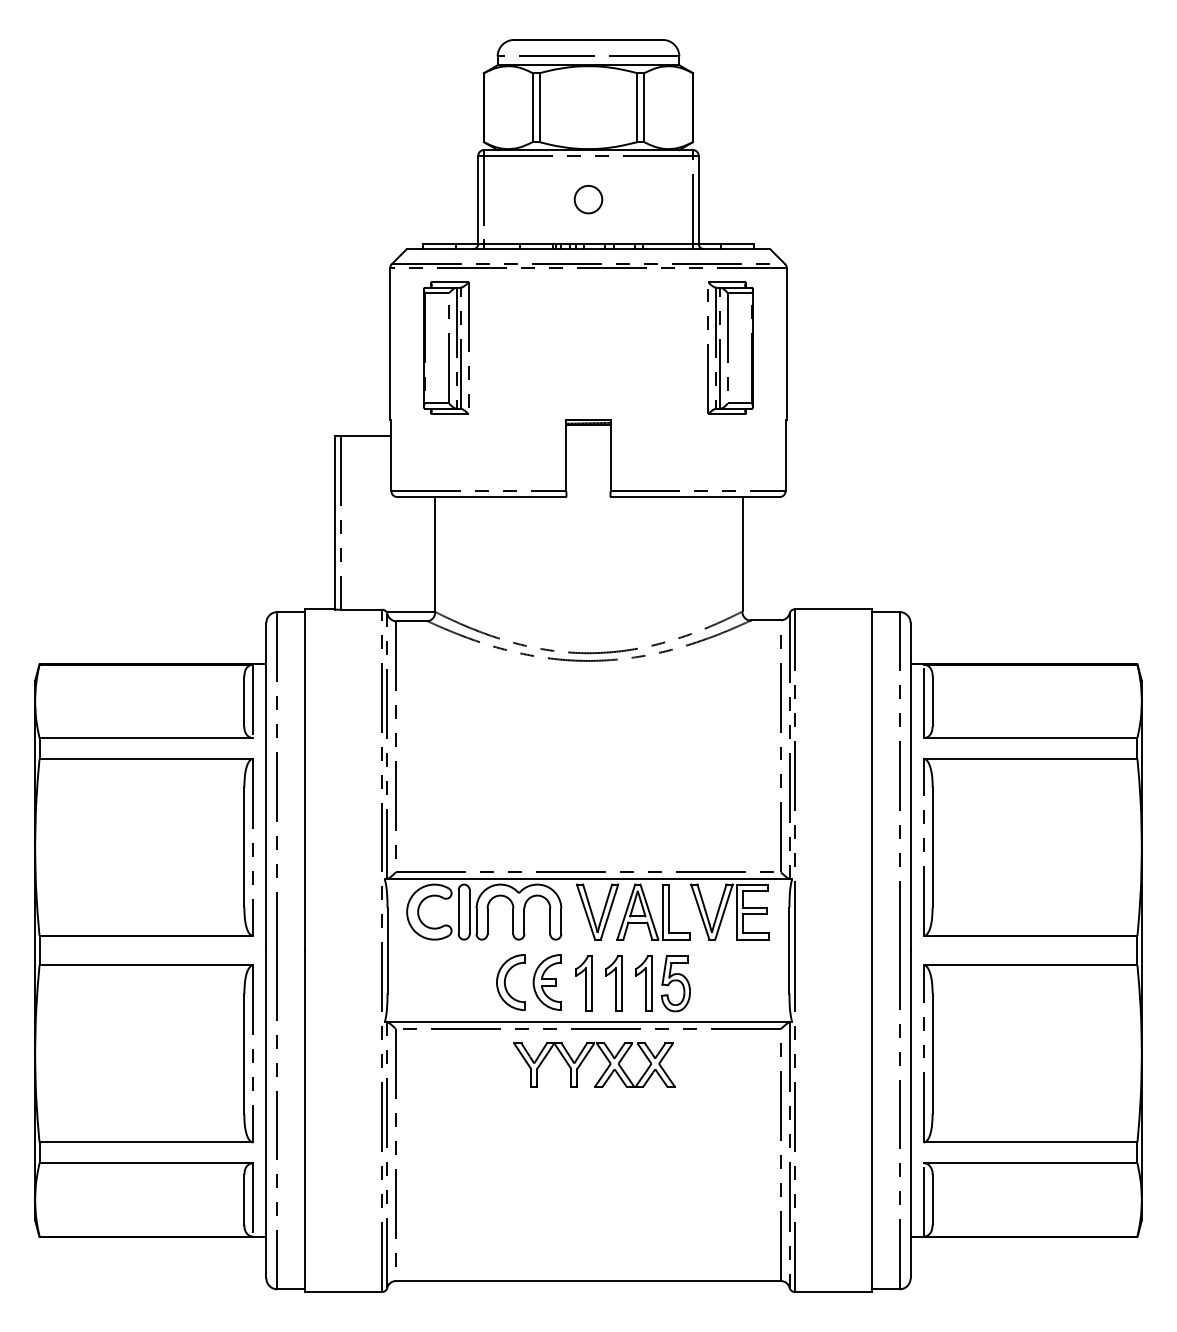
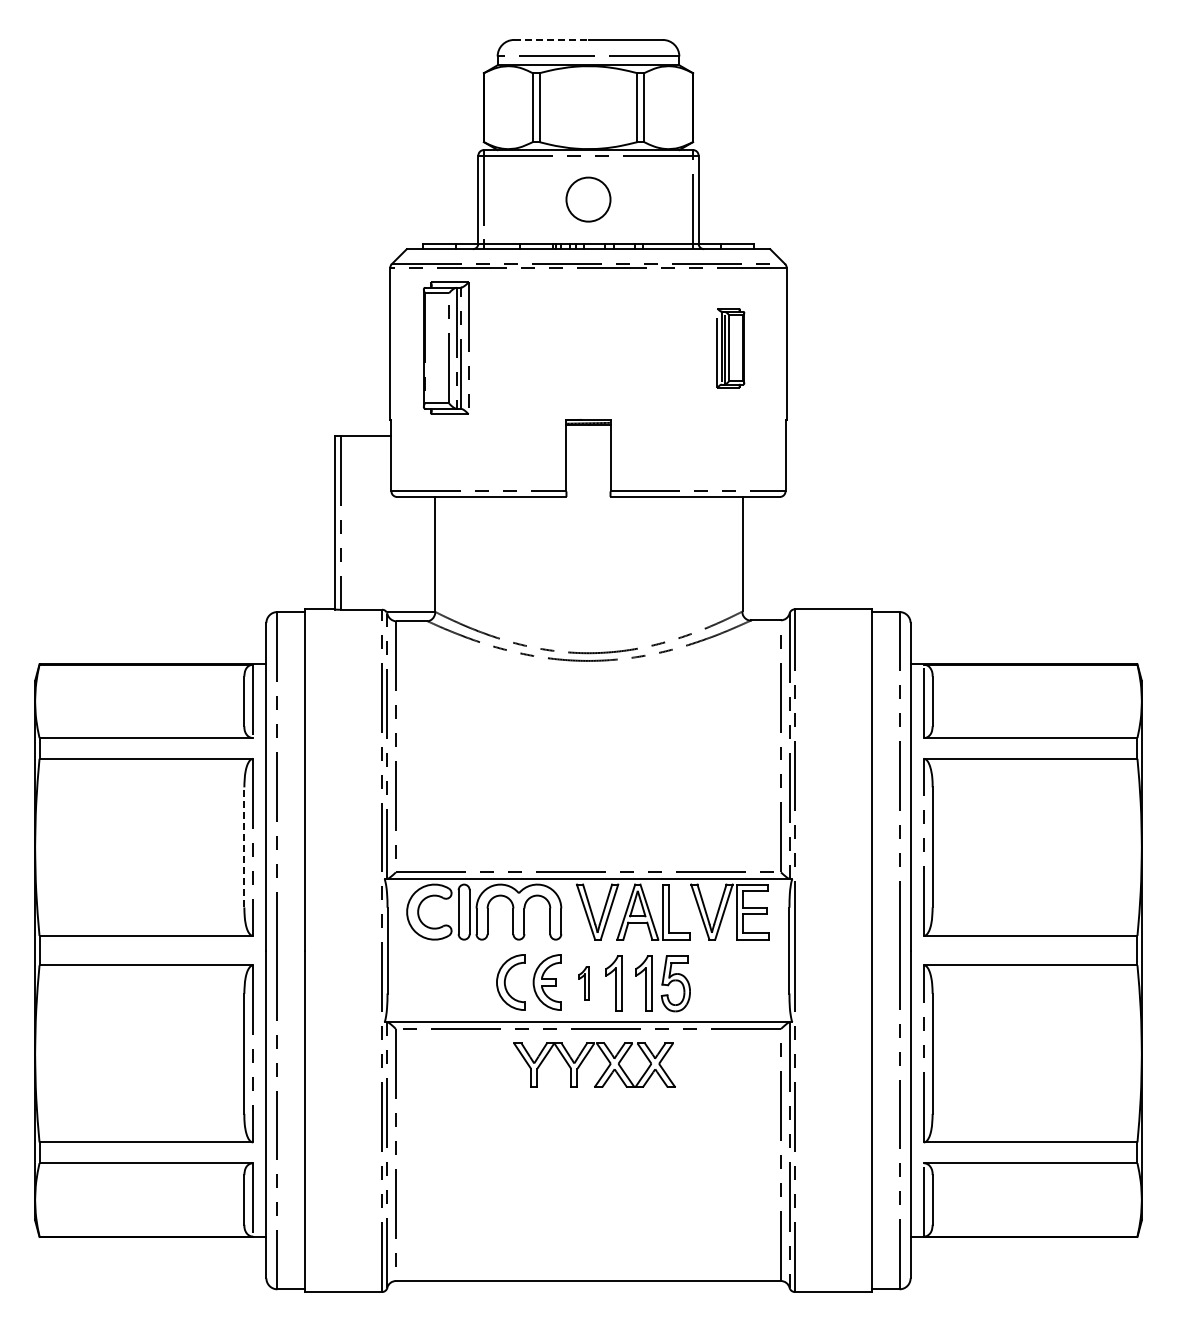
line: solid -> dashed (551, 39)
circle diameter: 28 px -> 44 px (588, 199)
part size: 48x134 px -> 30x81 px (730, 348)
line: solid -> dashed (244, 846)
part size: 18x57 px -> 12x35 px (583, 983)
